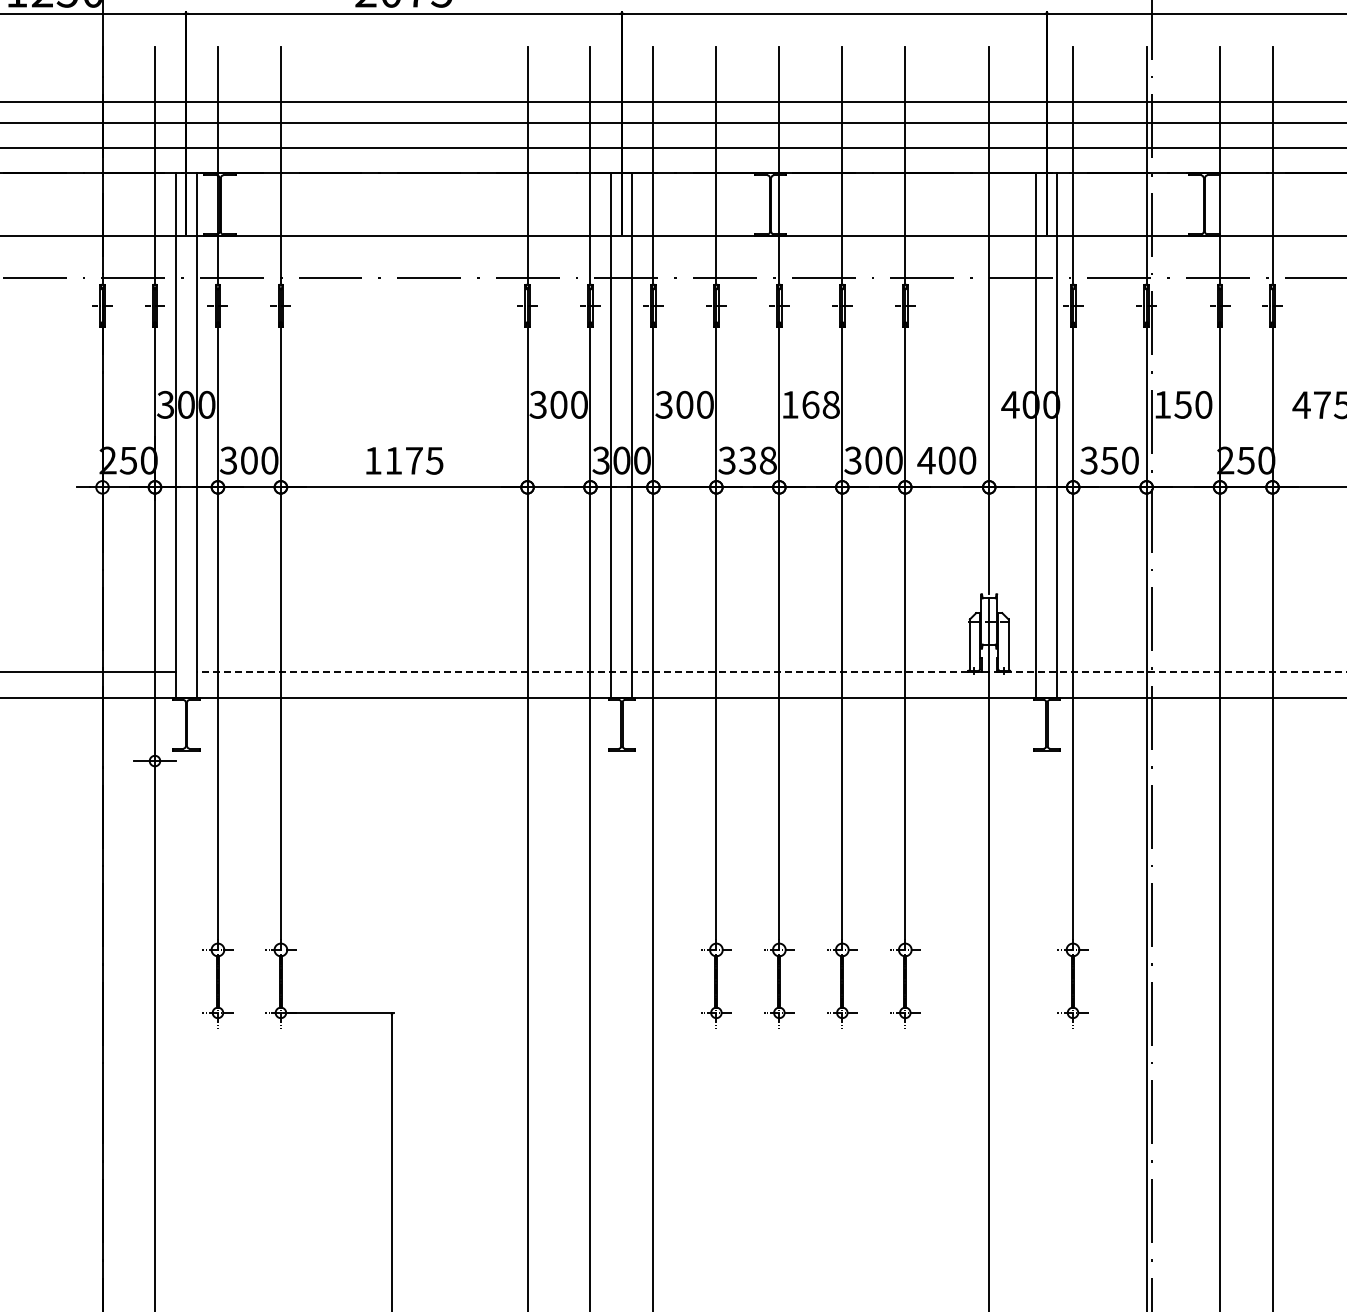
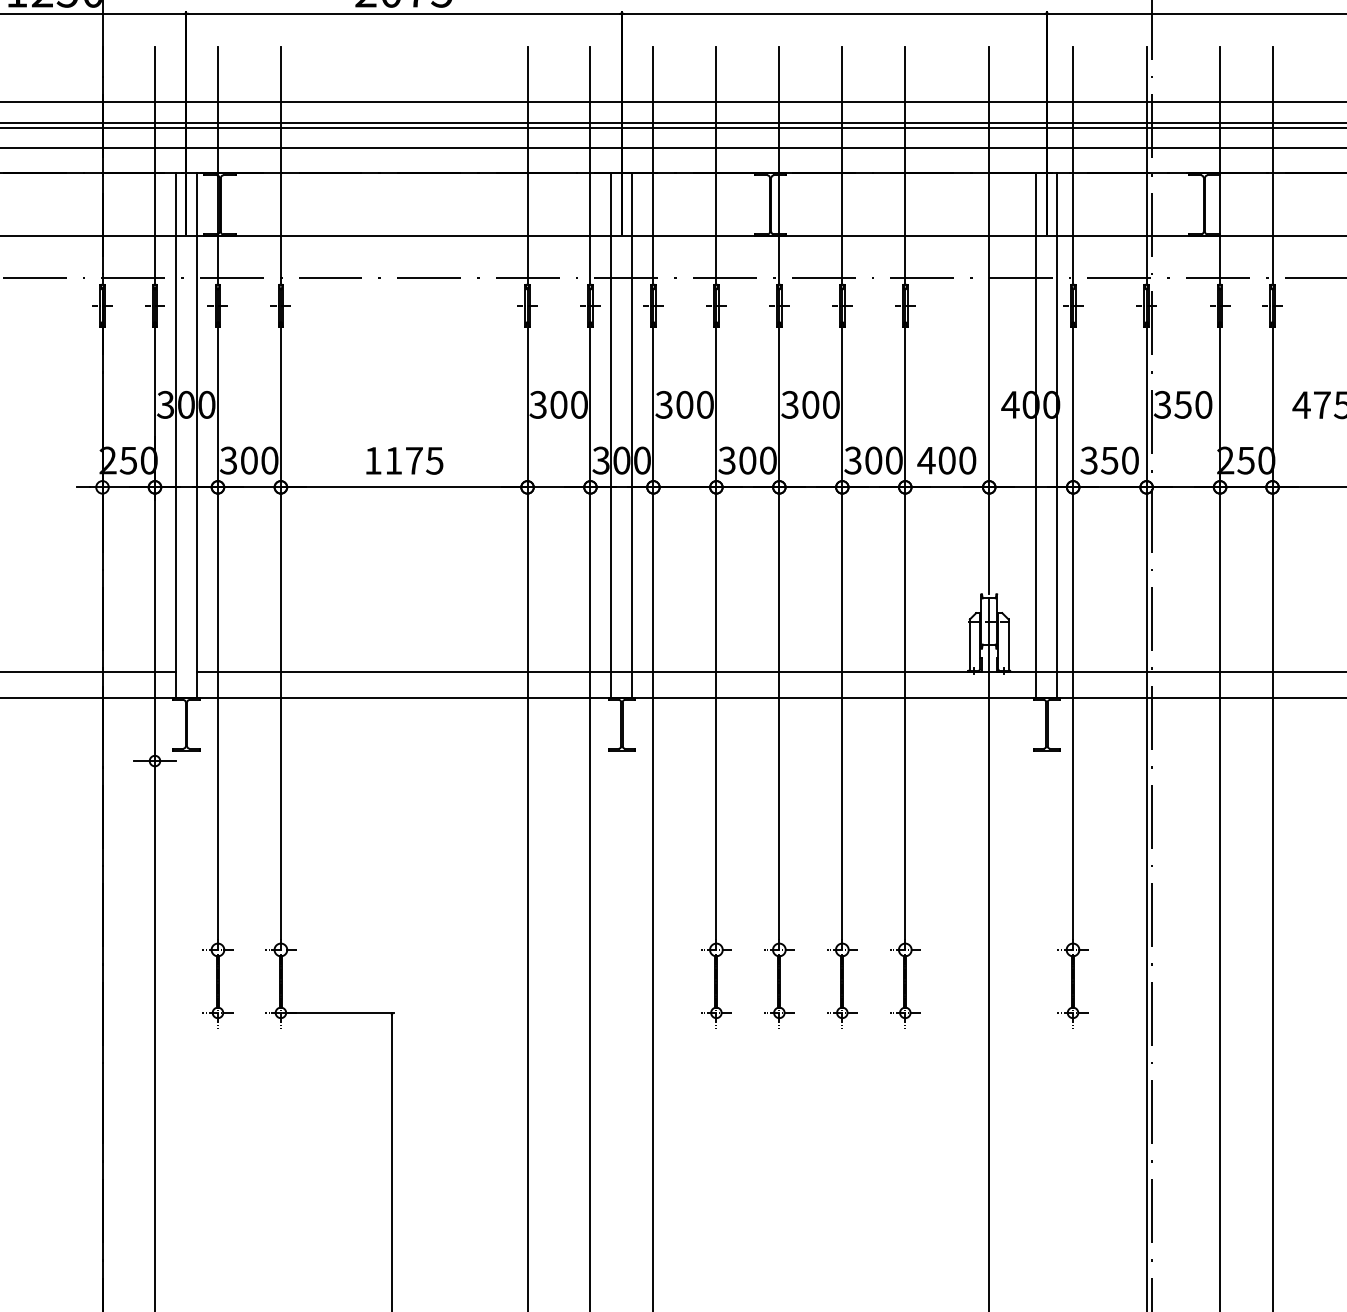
line: none -> present (672, 128)
text: 168 -> 300 (810, 404)
text: 150 -> 350 (1161, 404)
text: 338 -> 300 (757, 460)
line: dashed -> solid (771, 671)
